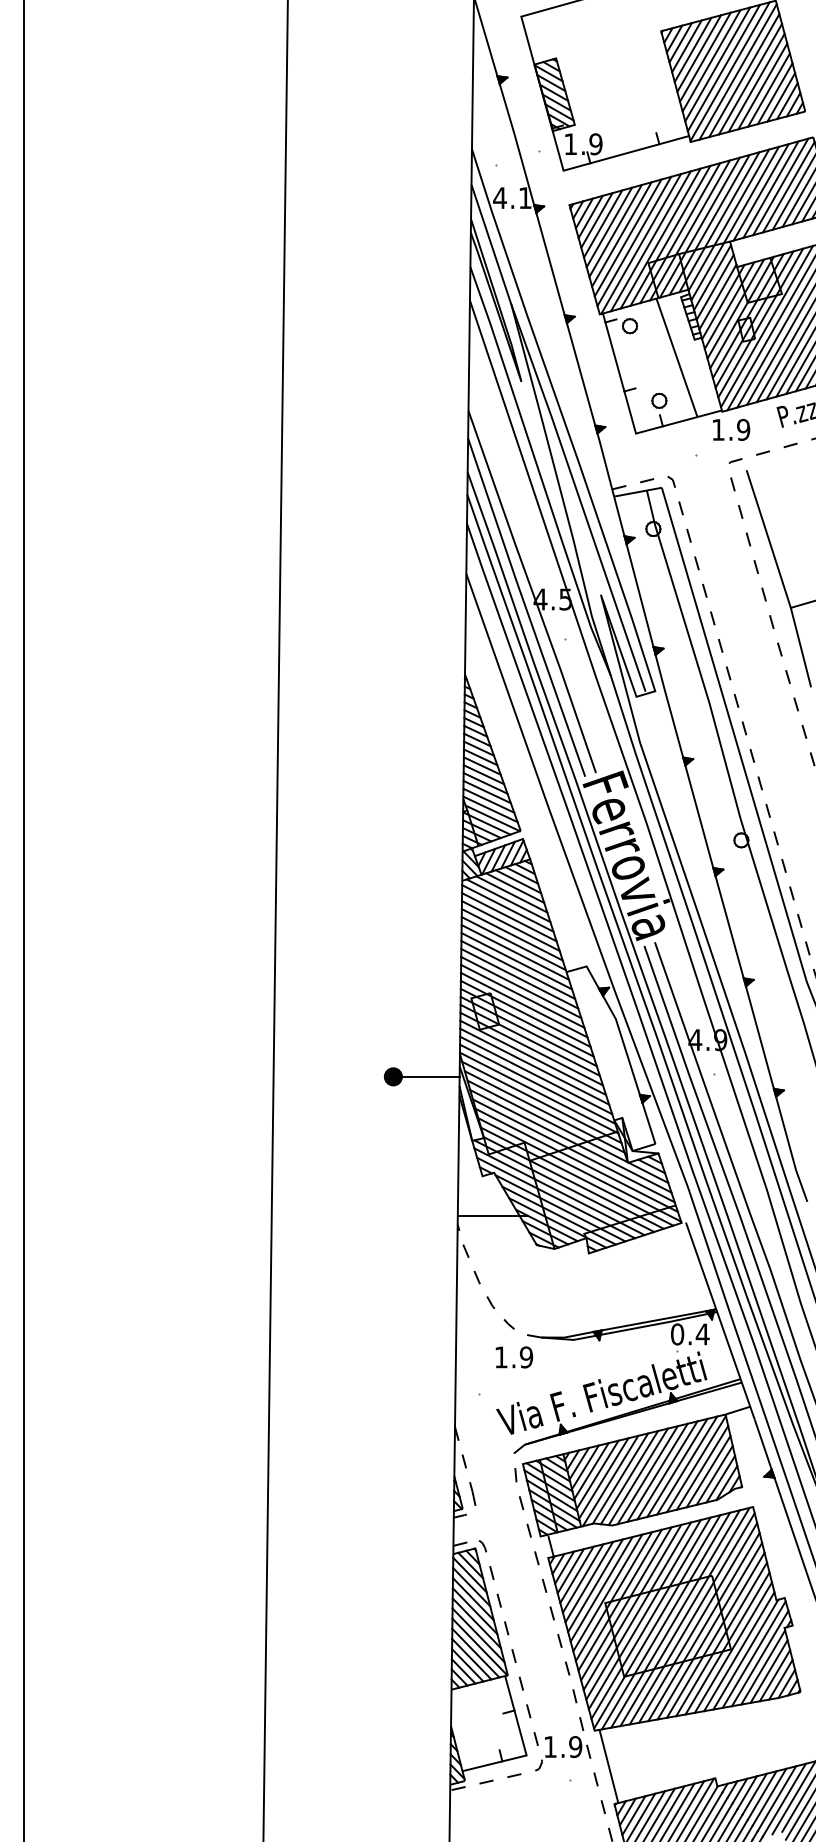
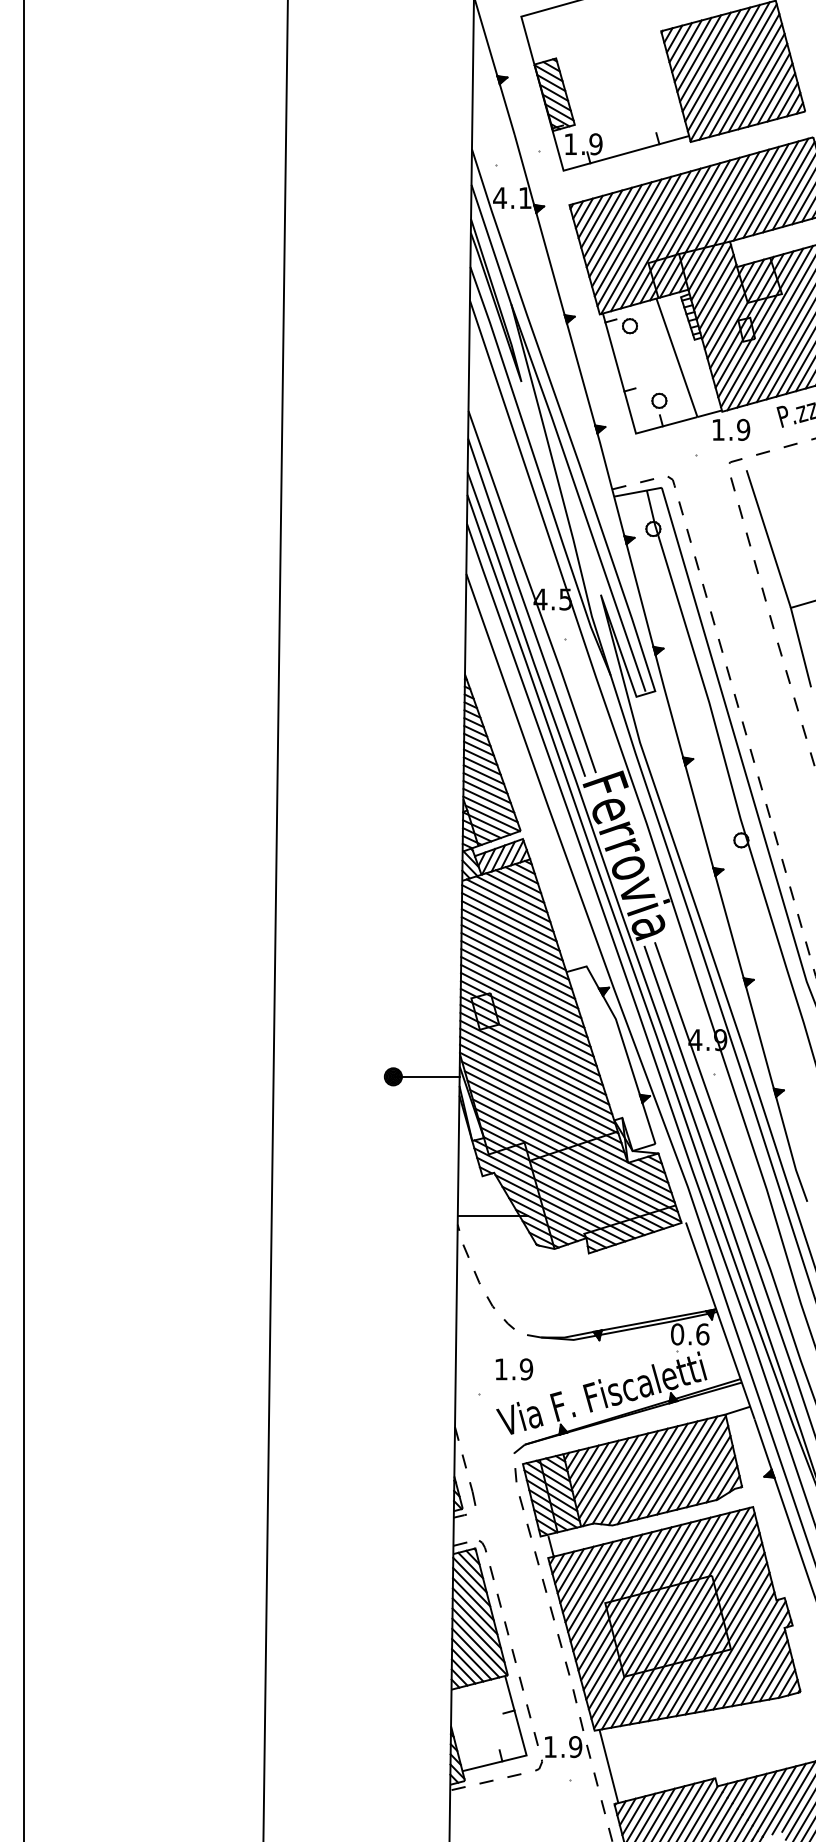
text: 0.4 -> 0.6 (702, 1334)
text position: (514, 1357) -> (514, 1369) (514, 1369)
